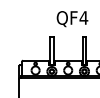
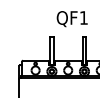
text: QF4 -> QF1 (83, 17)
